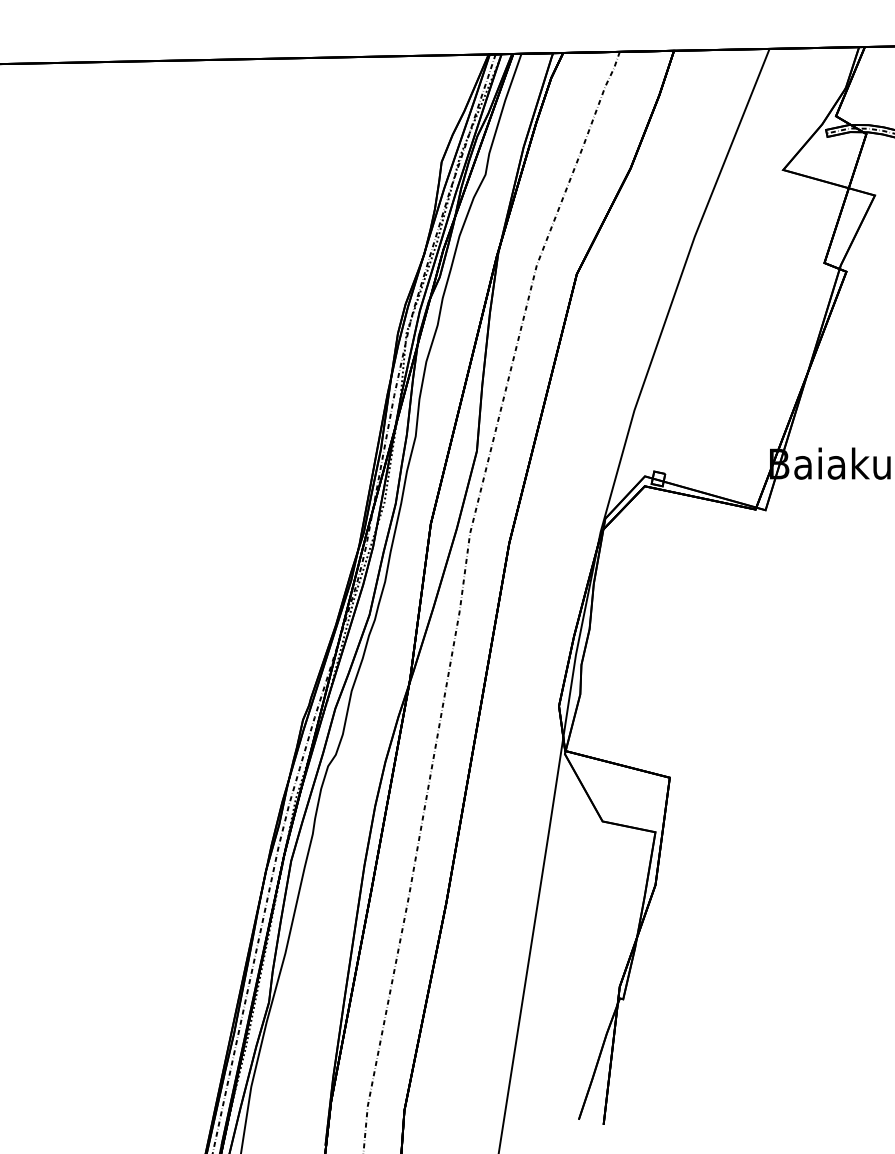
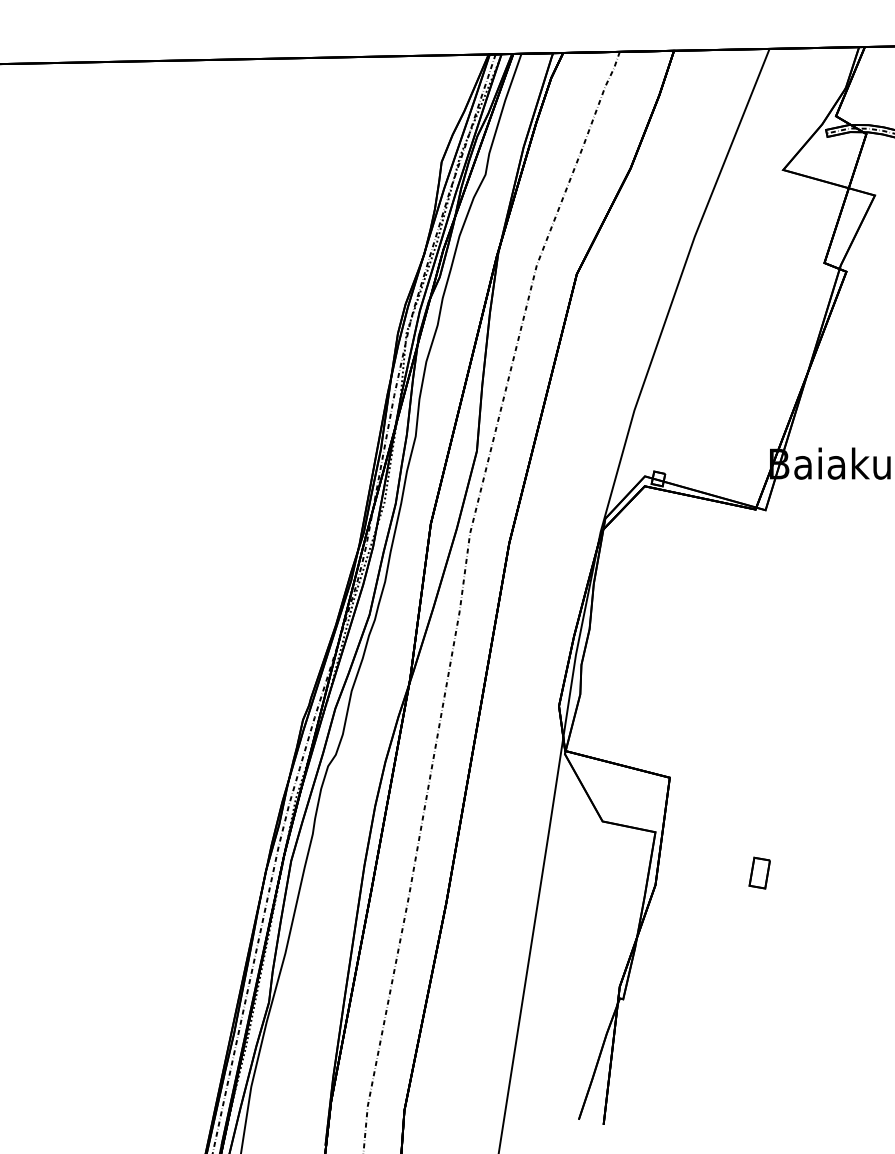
part: none -> present (759, 872)
